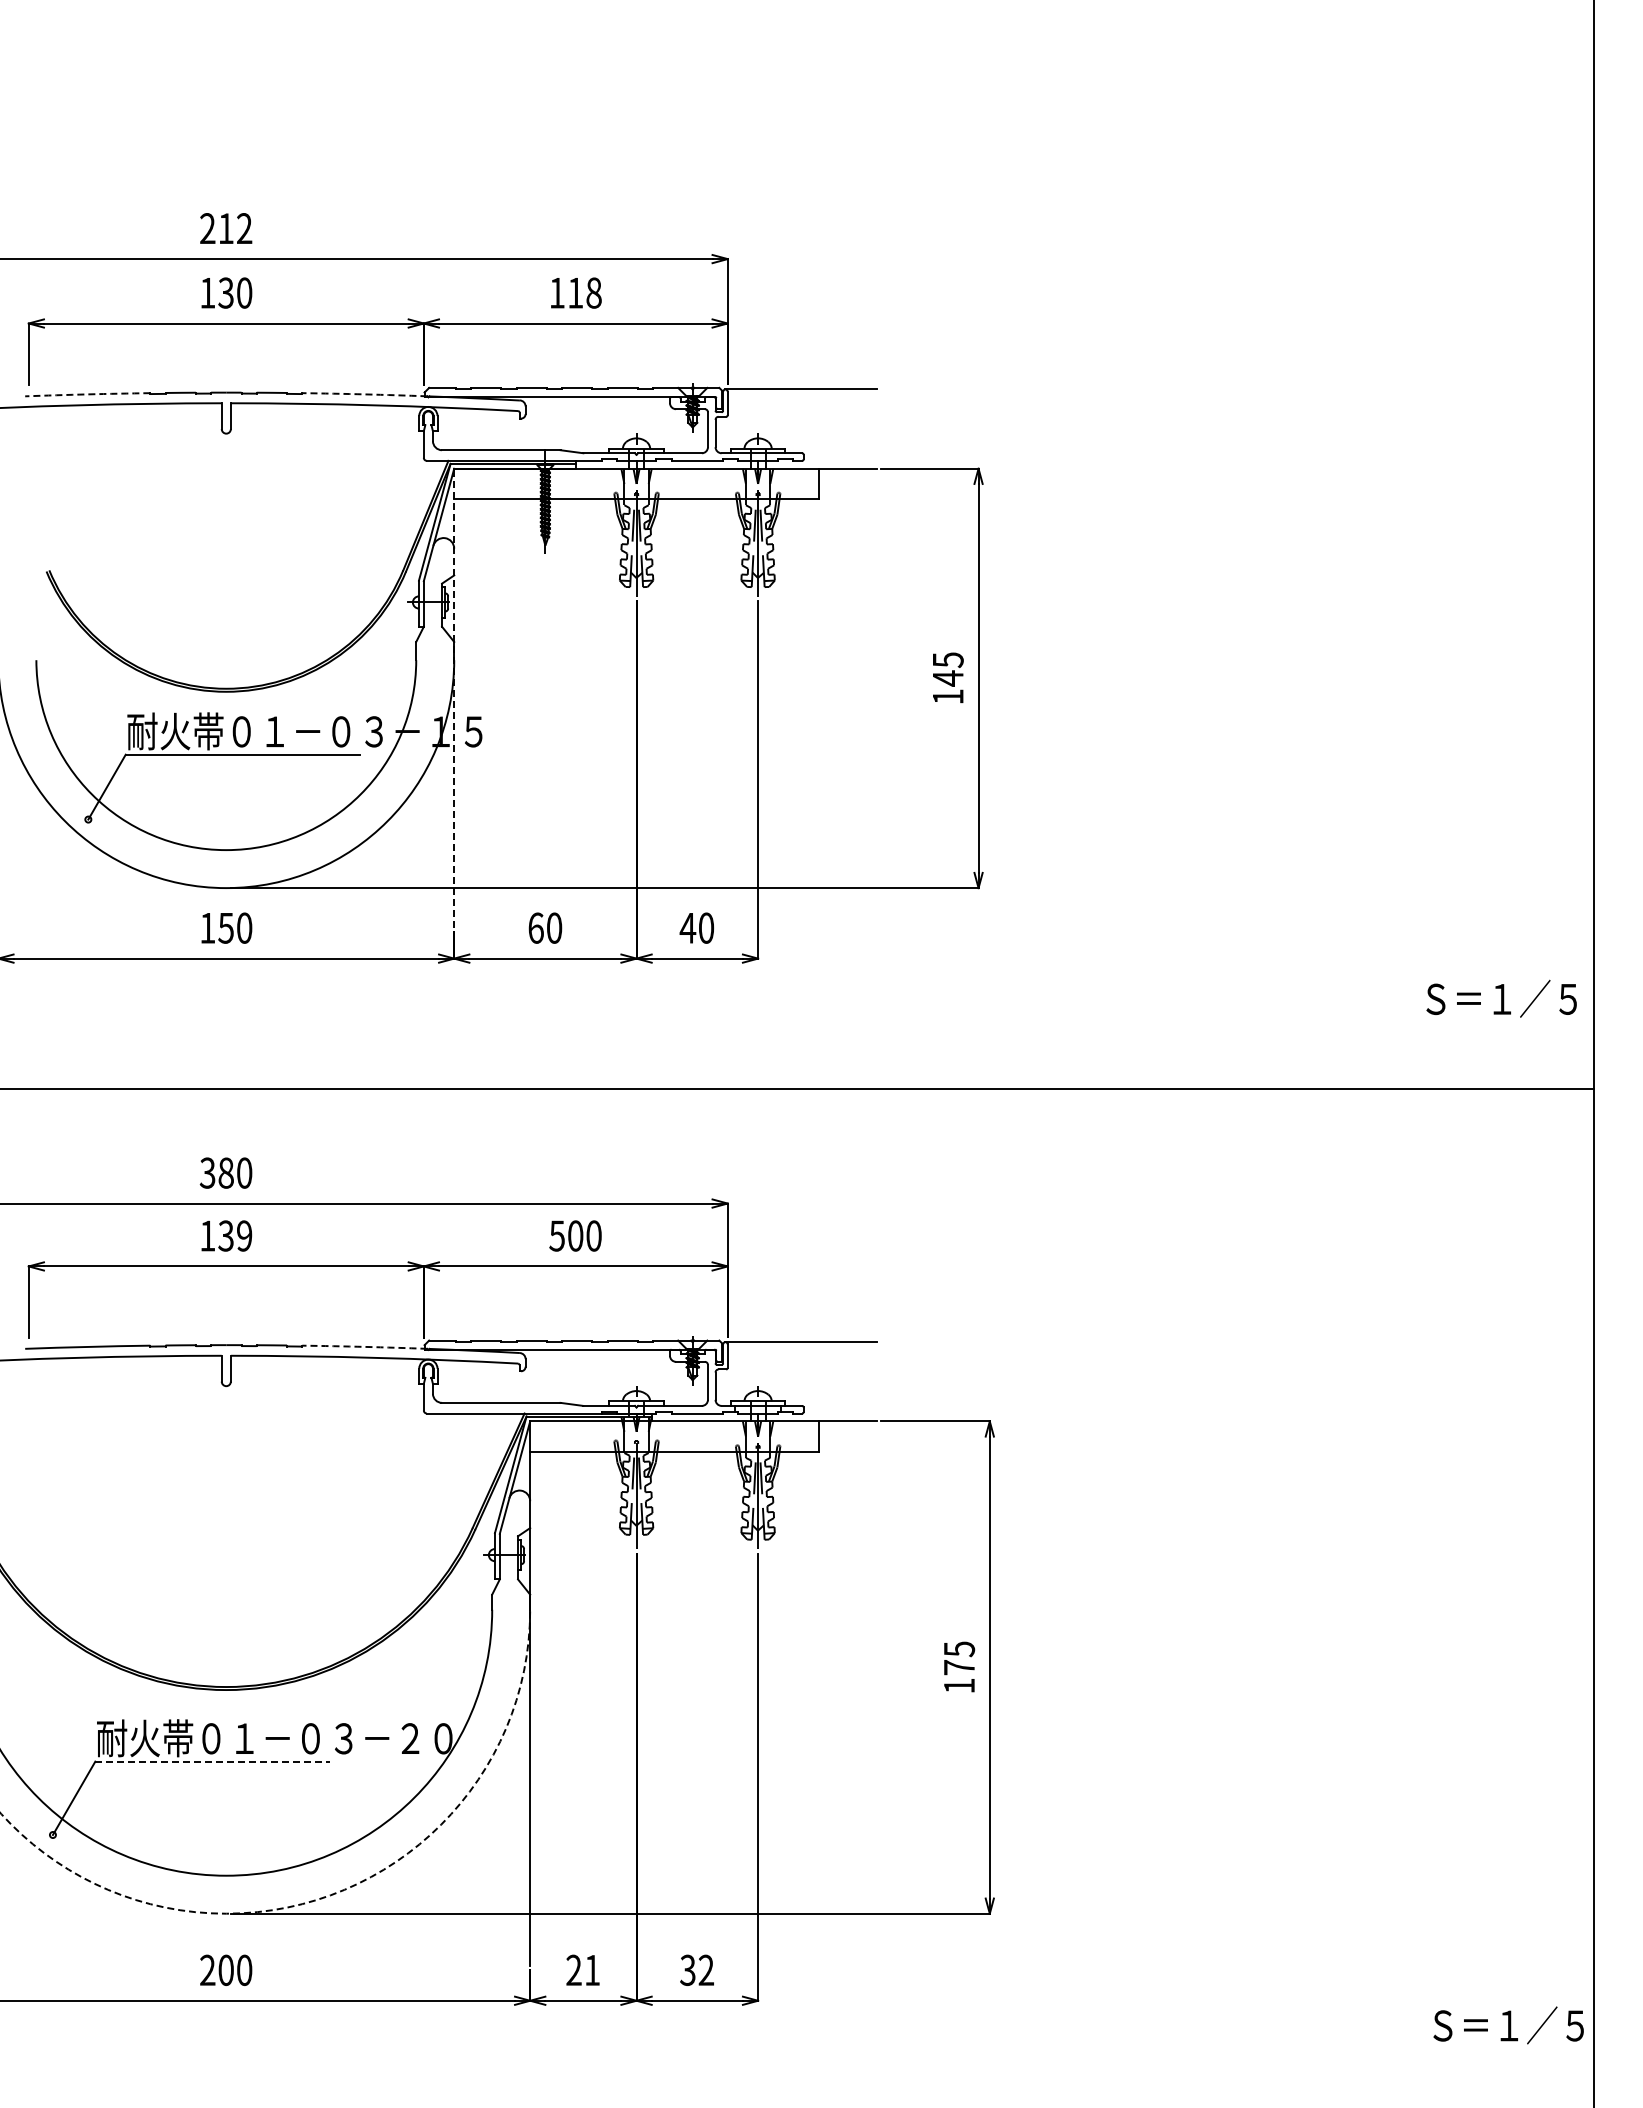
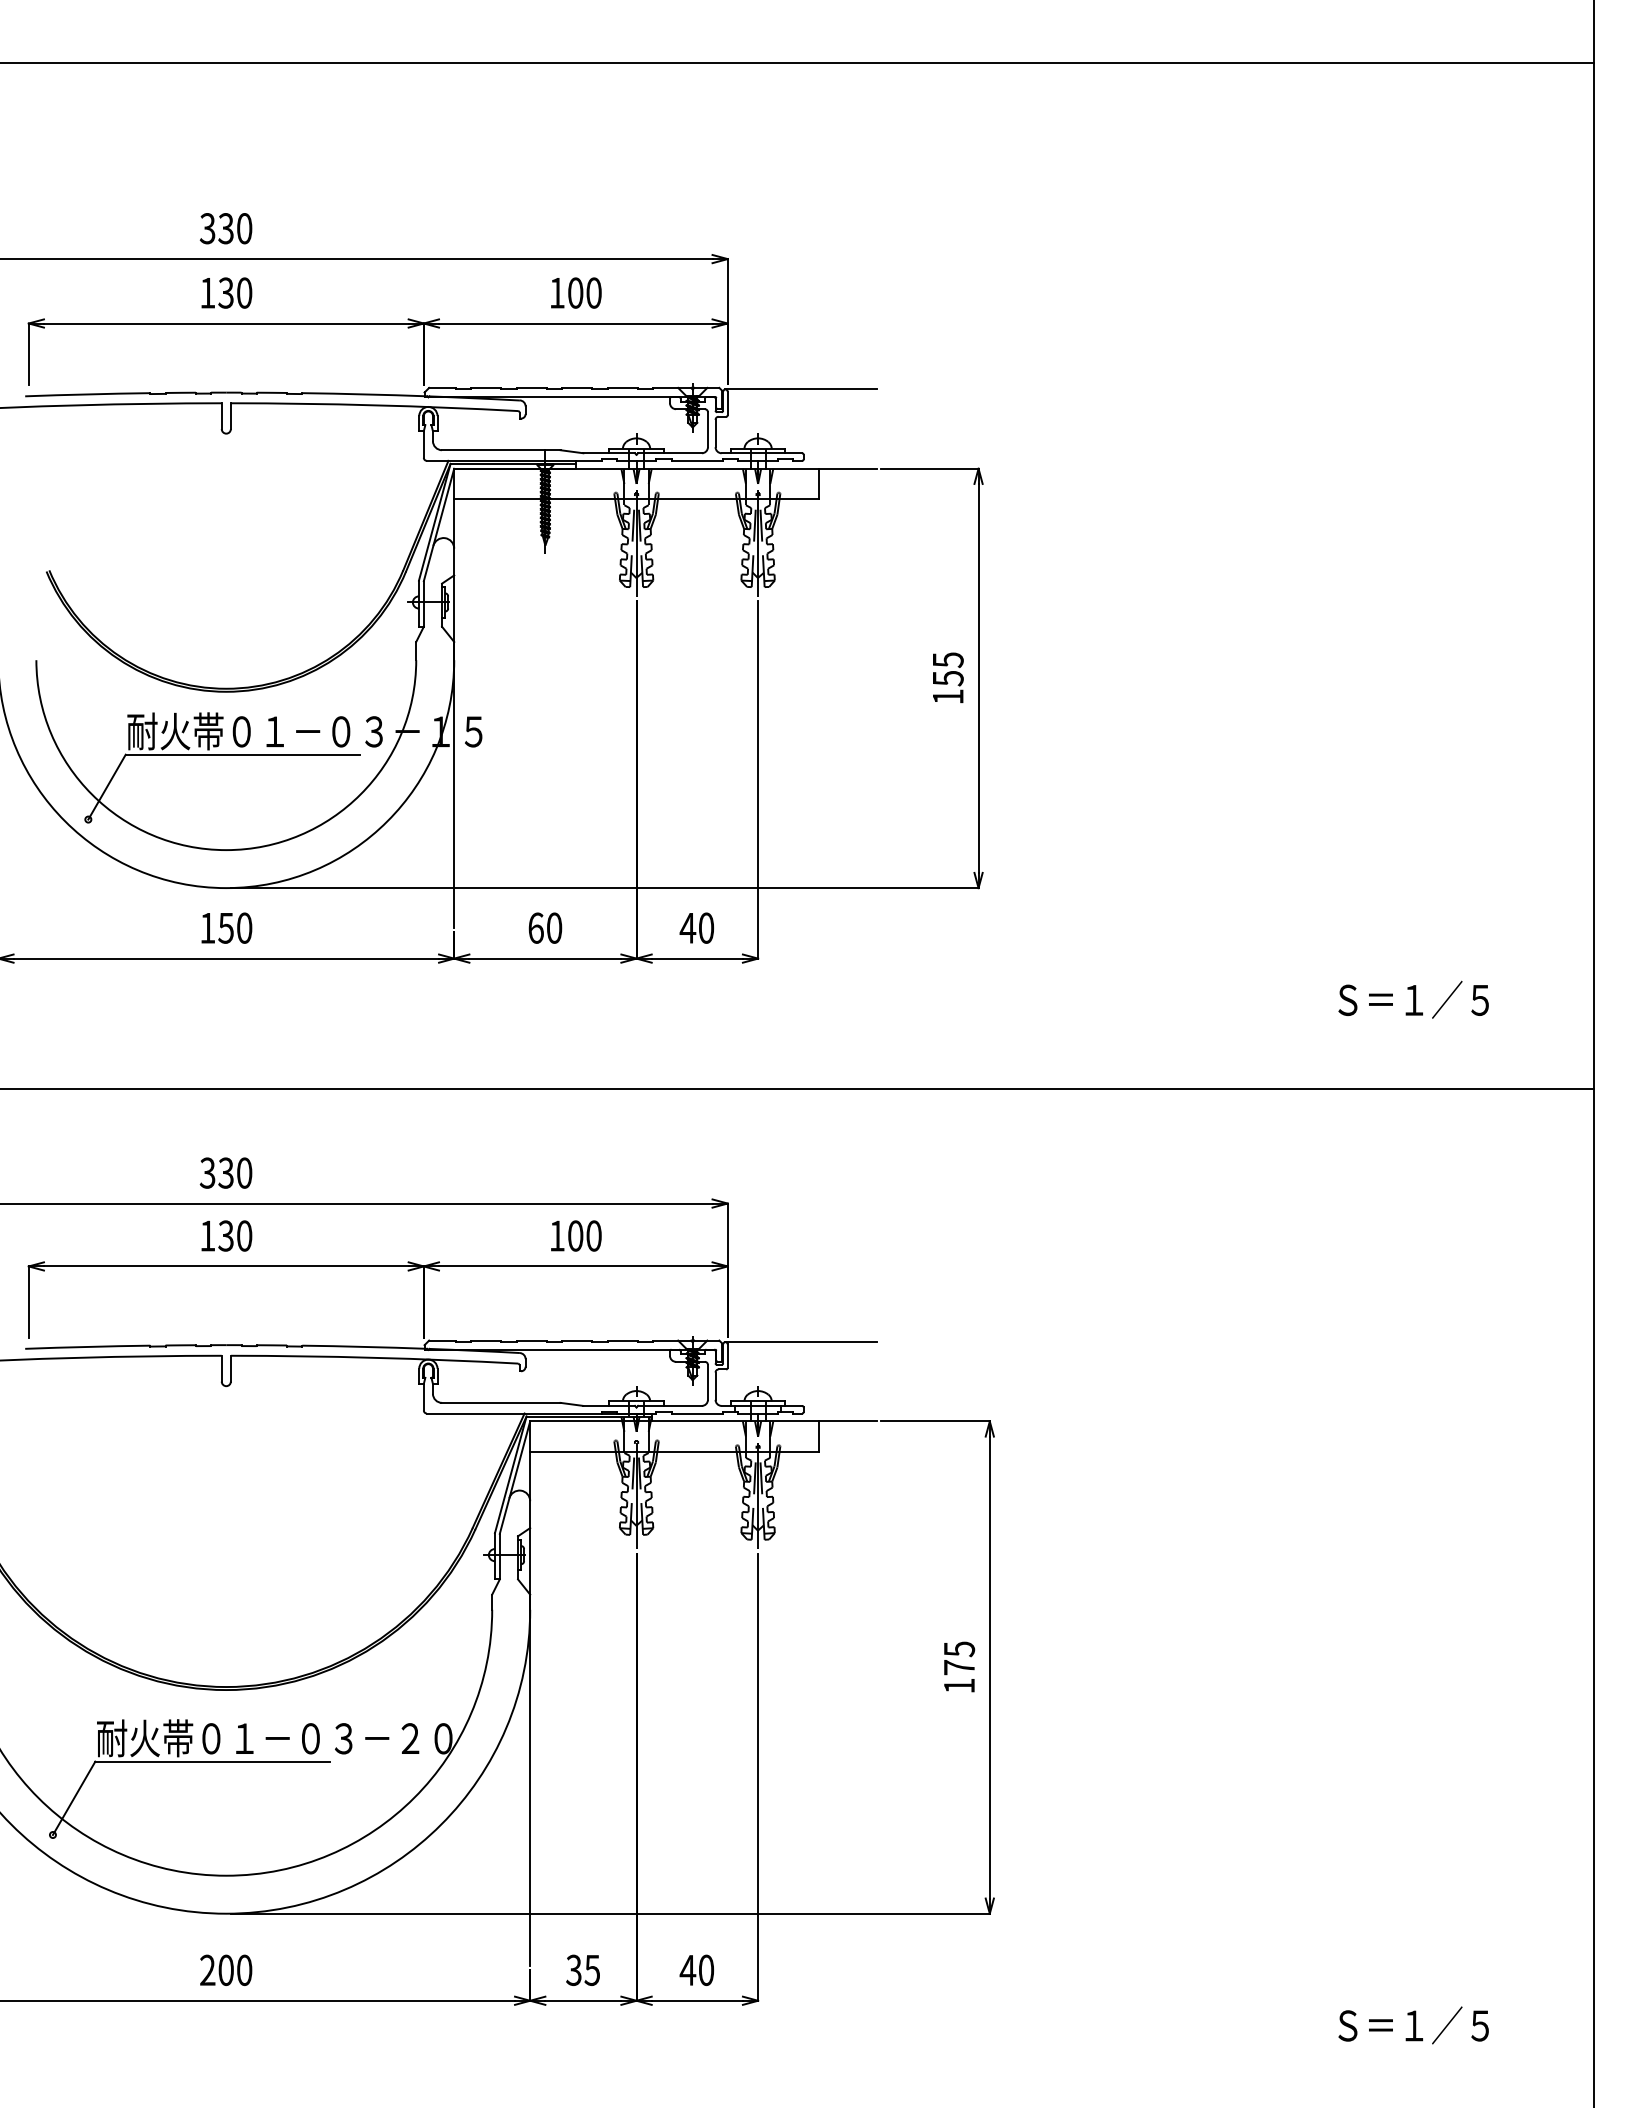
line: none -> present (797, 63)
text: 212 -> 330 (225, 228)
text: 118 -> 100 (584, 292)
arc: dashed -> solid (87, 394)
arc: dashed -> solid (364, 394)
text: 145 -> 155 (948, 678)
line: dashed -> solid (454, 698)
text position: (1501, 998) -> (1413, 999) (1413, 999)
text: 380 -> 330 (225, 1172)
text: 139 -> 130 (244, 1235)
text: 500 -> 100 (556, 1235)
arc: dashed -> solid (364, 1346)
line: dashed -> solid (213, 1761)
arc: dashed -> solid (334, 1893)
text: 21 -> 35 (582, 1970)
text: 32 -> 40 (696, 1970)
text position: (1508, 2025) -> (1413, 2025) (1413, 2025)
